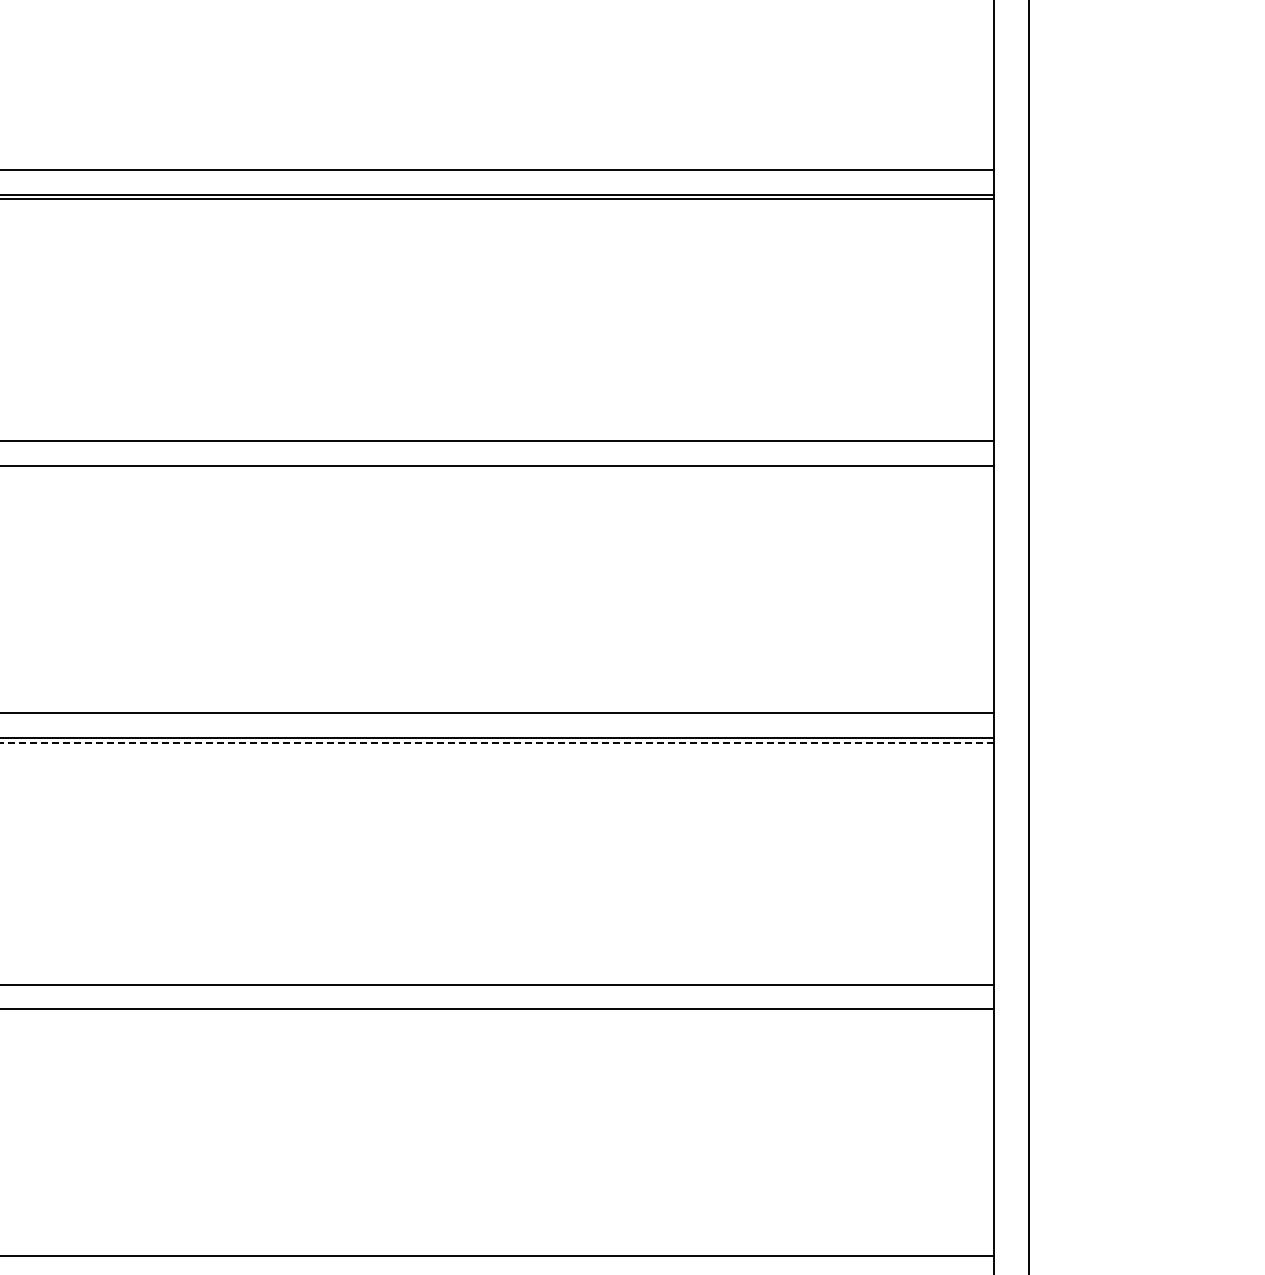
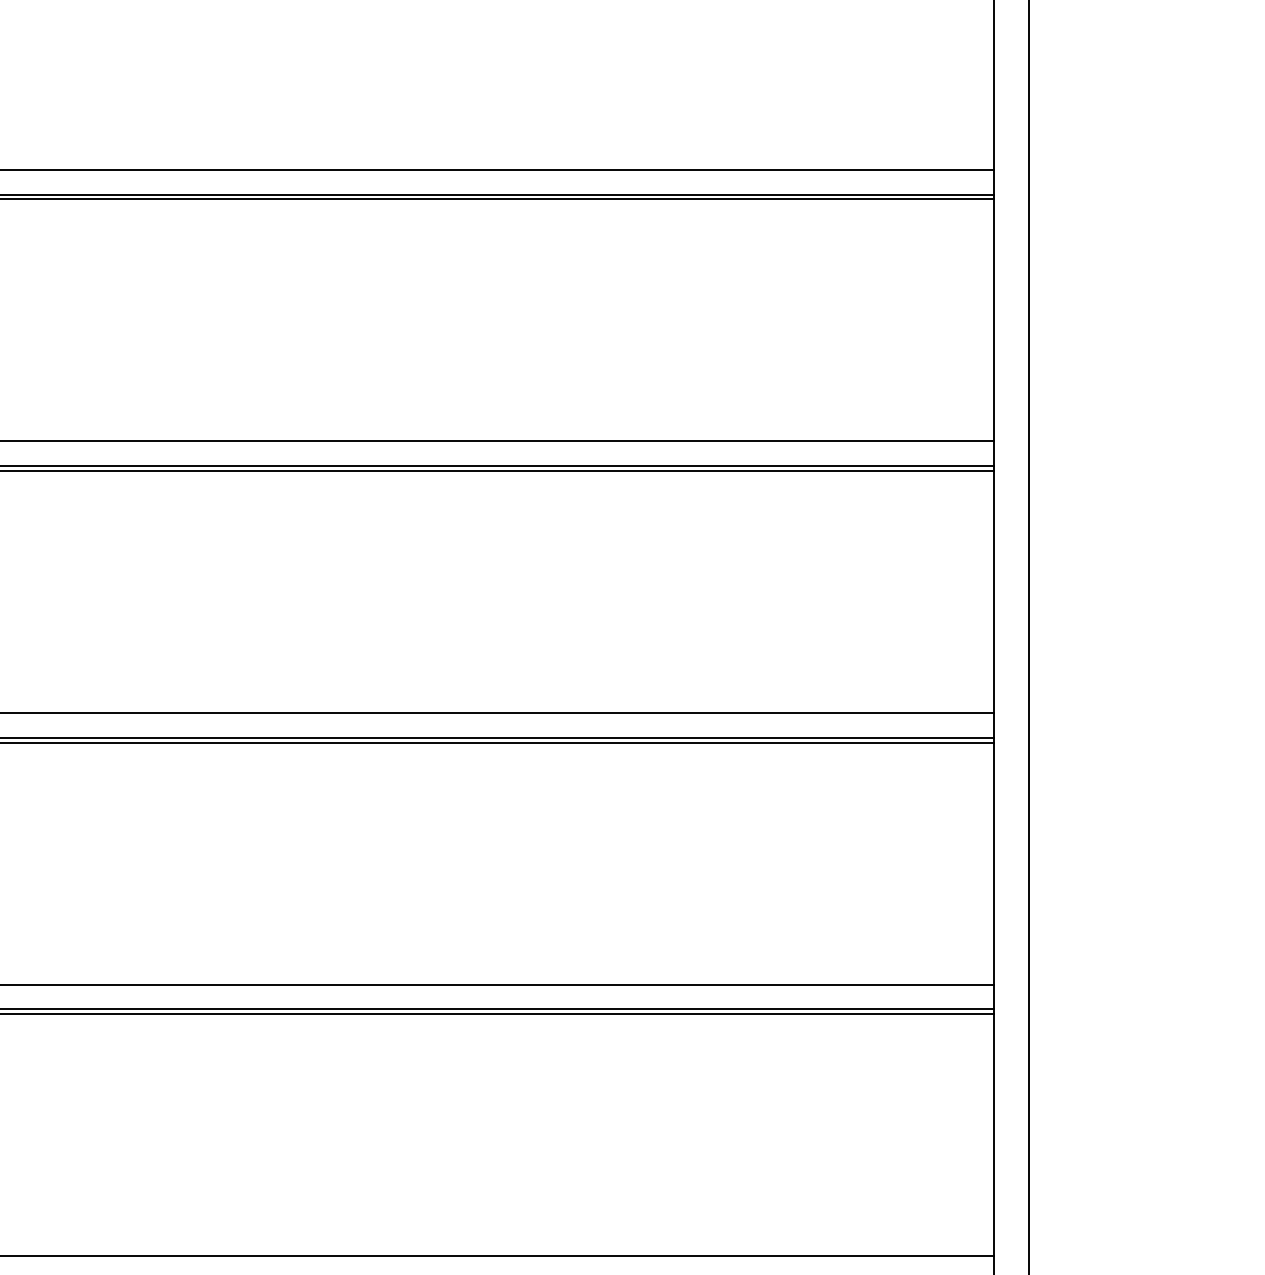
line: none -> present (497, 470)
line: dashed -> solid (496, 742)
line: none -> present (497, 1014)
